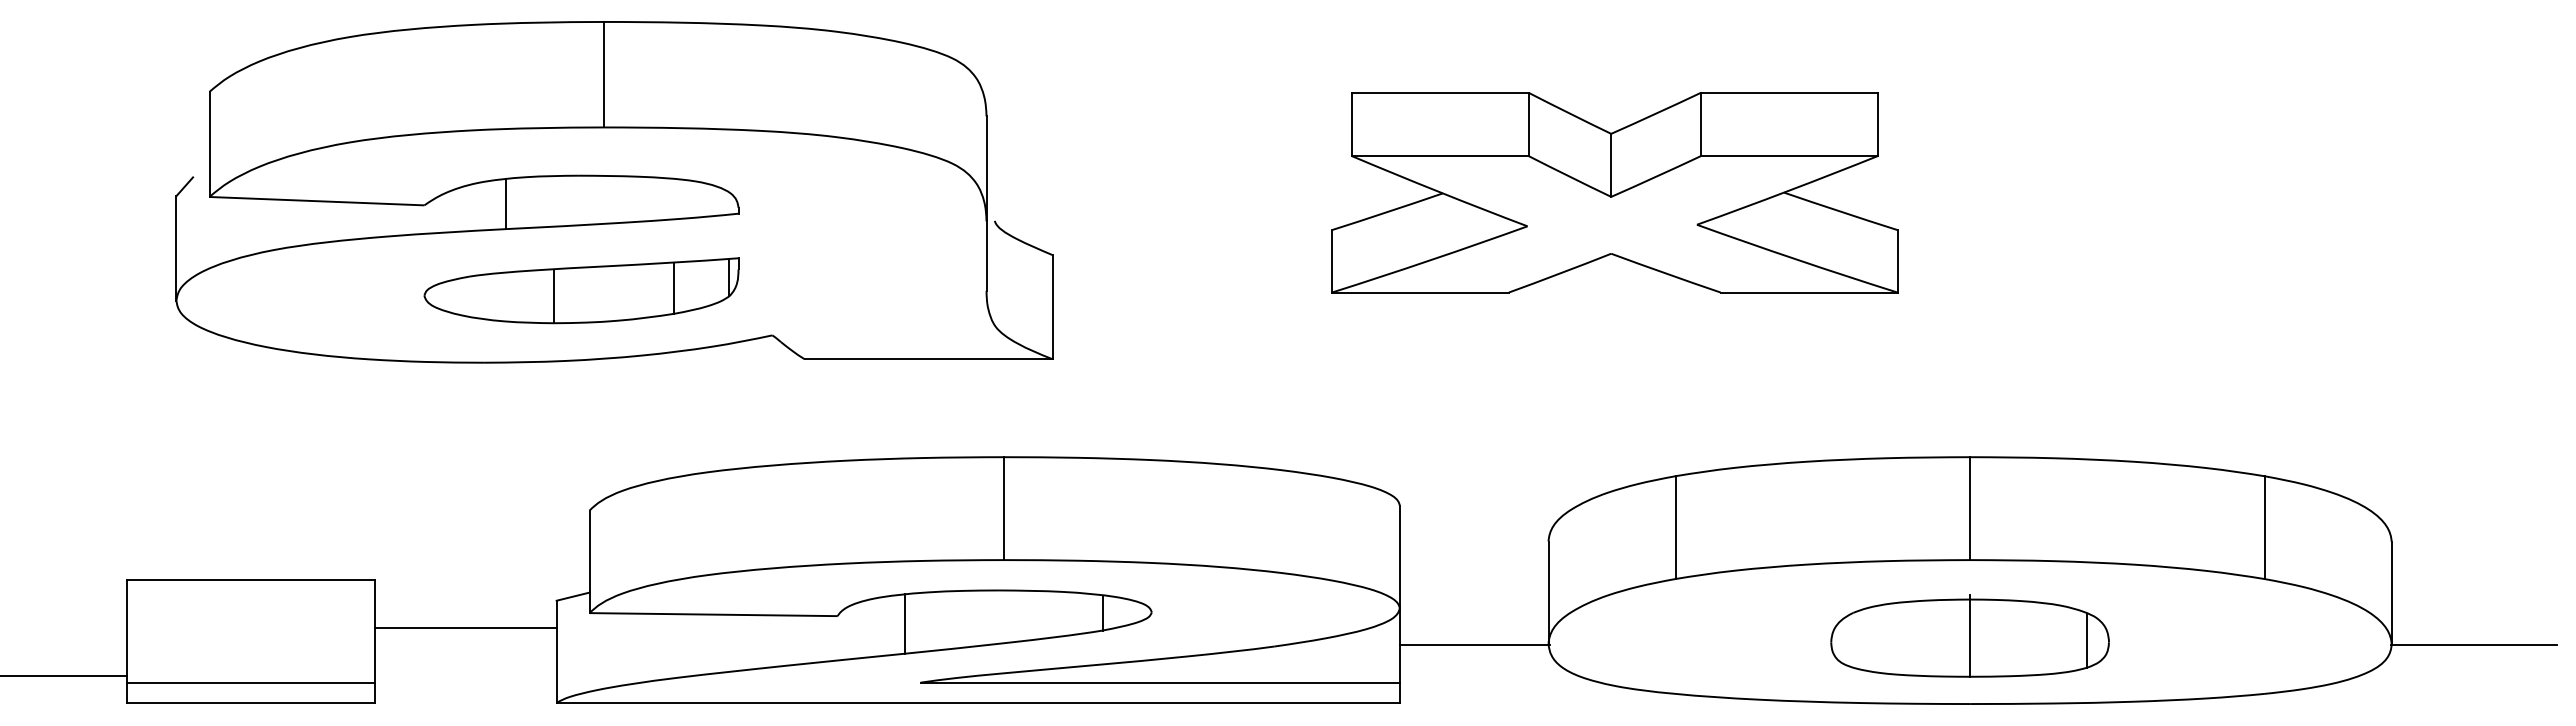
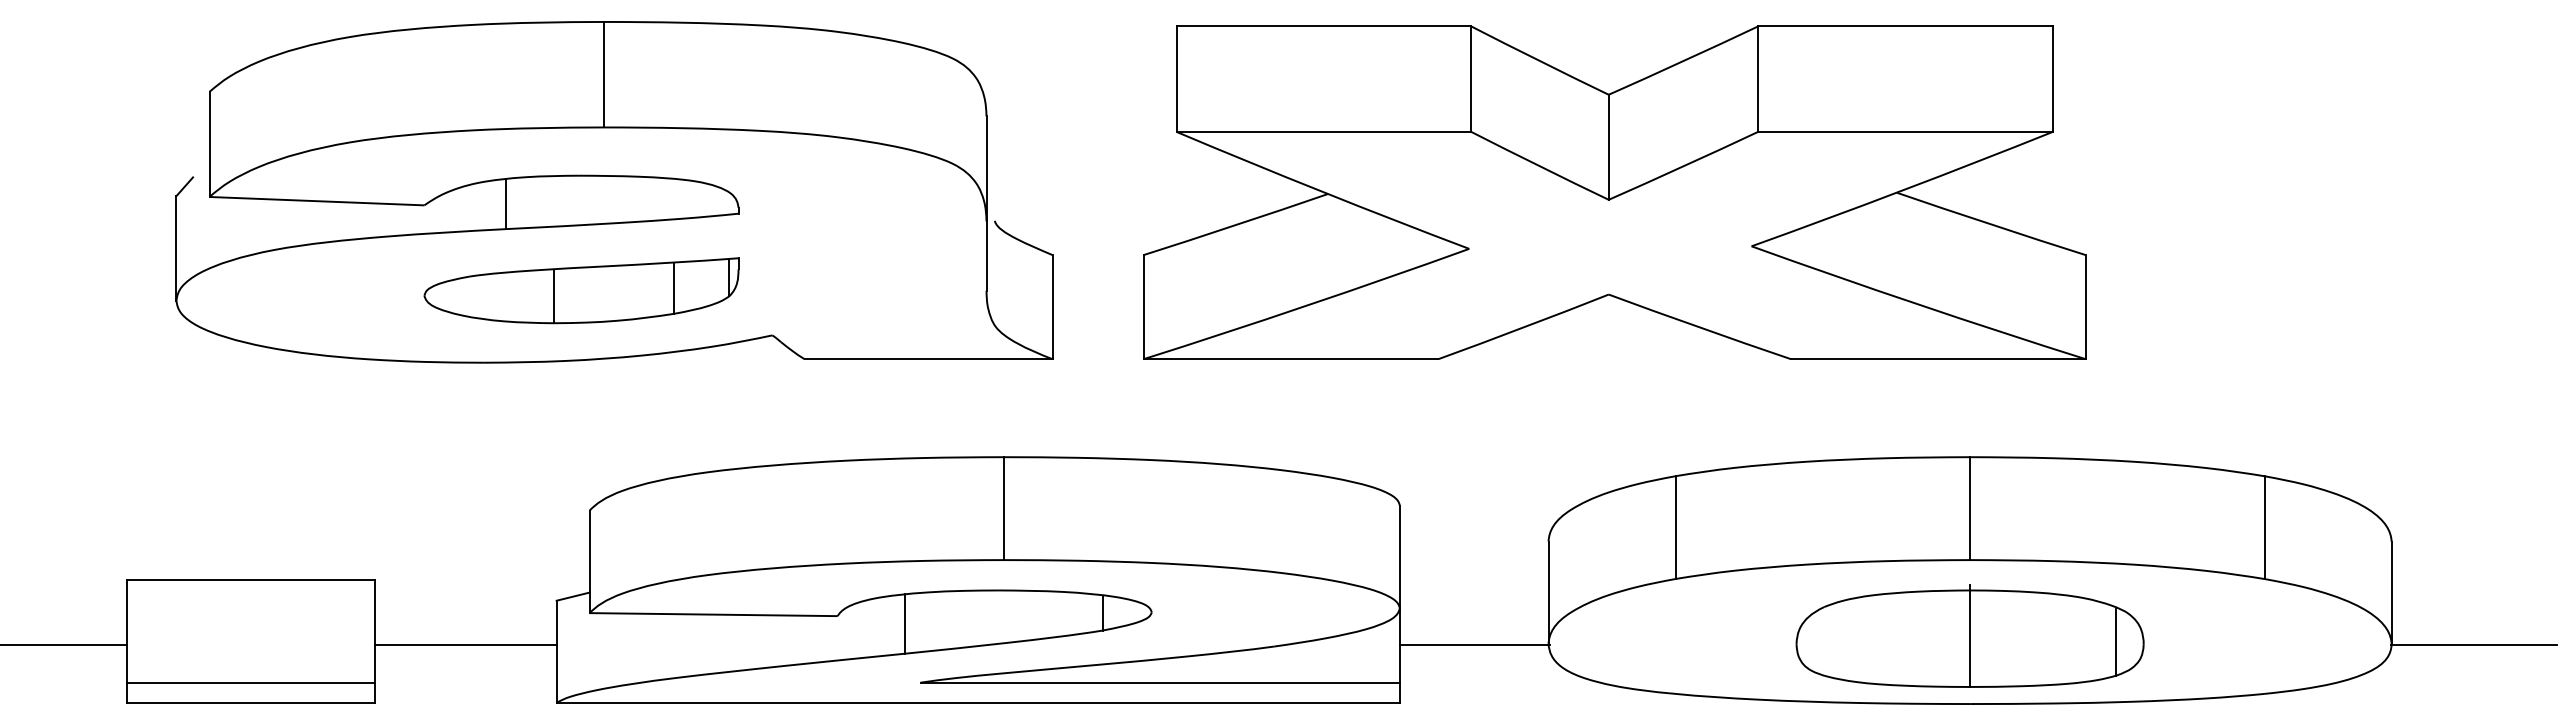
part size: 568x202 px -> 944x335 px (1614, 192)
line position: (465, 628) -> (465, 645) (465, 645)
part size: 280x84 px -> 350x104 px (1969, 635)
line position: (64, 676) -> (64, 645) (64, 645)
